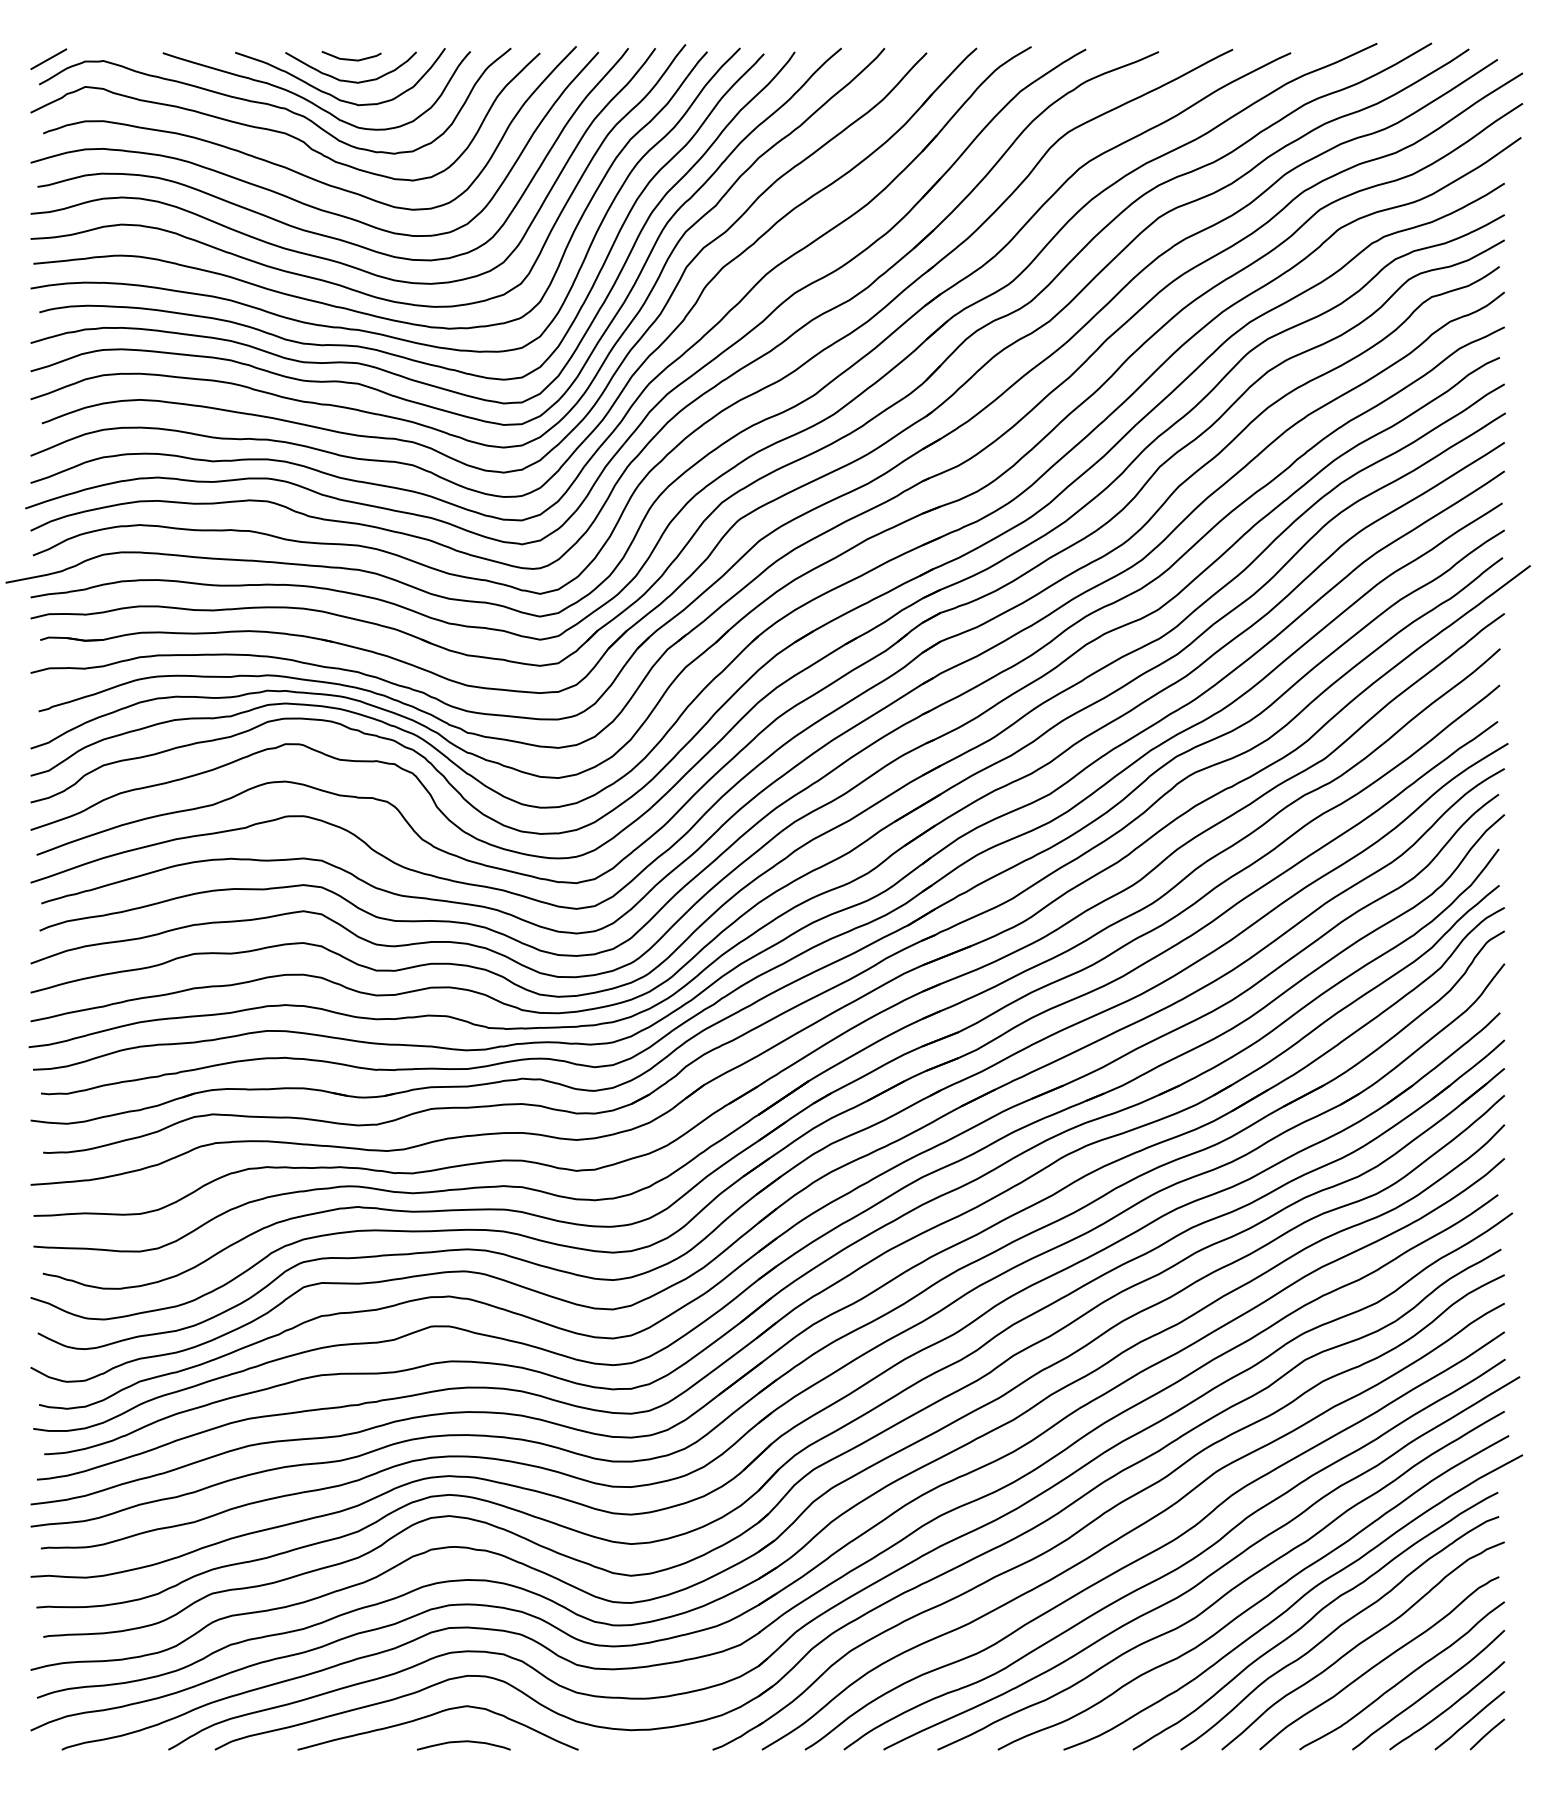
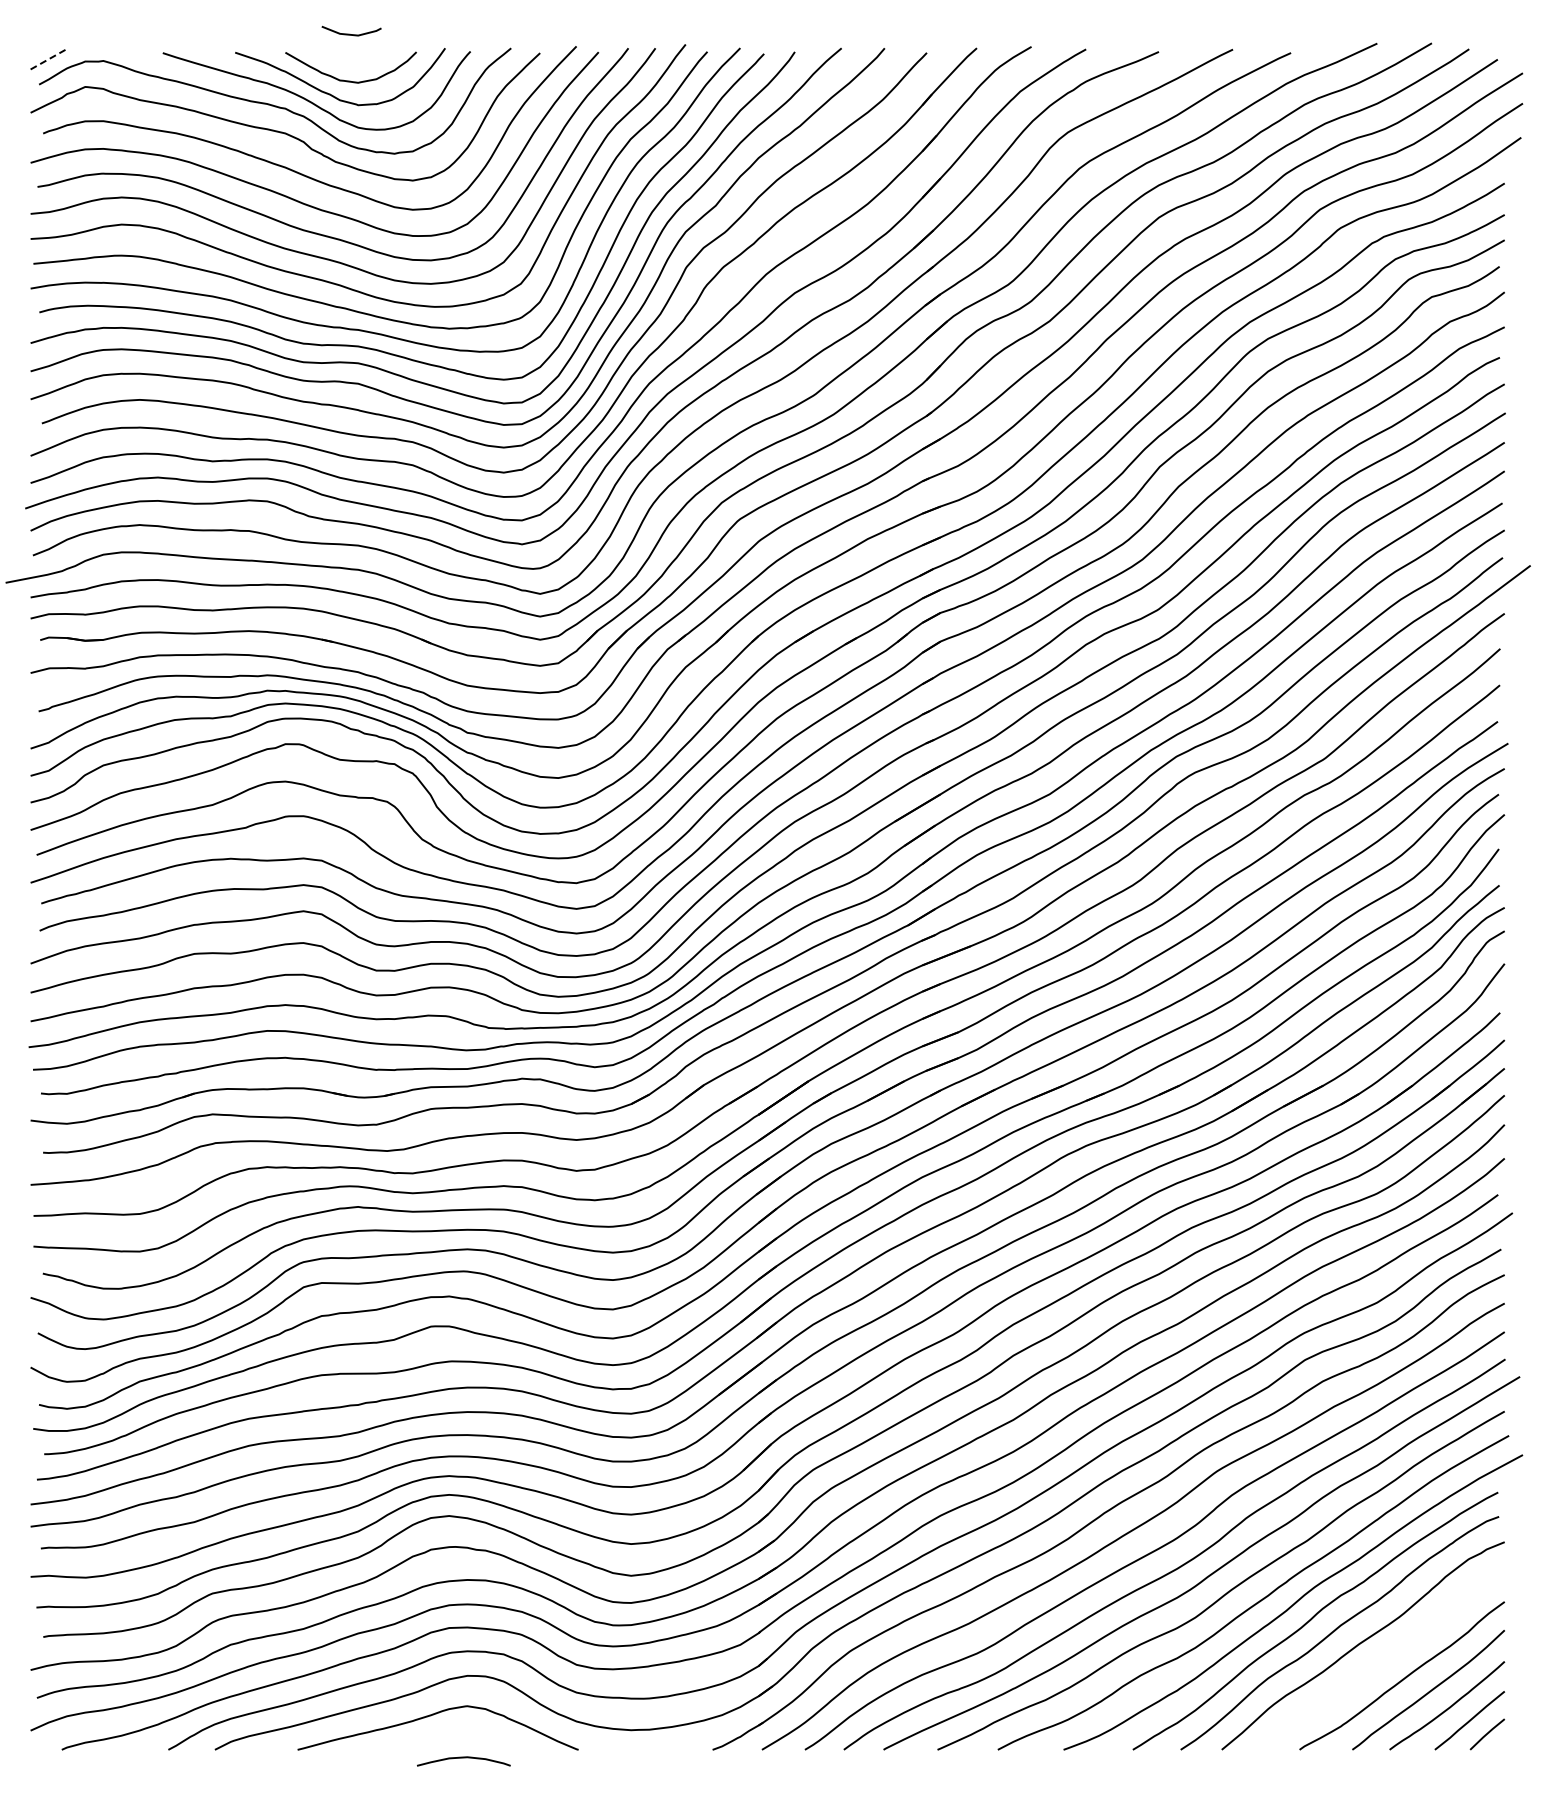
line position: (349, 58) -> (349, 33) (349, 33)
line: solid -> dashed (48, 59)
curve: present -> none (1379, 1663)
curve position: (463, 1742) -> (463, 1758) (463, 1758)
